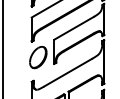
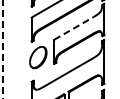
line: solid -> dashed (74, 28)
line: solid -> dashed (3, 49)
